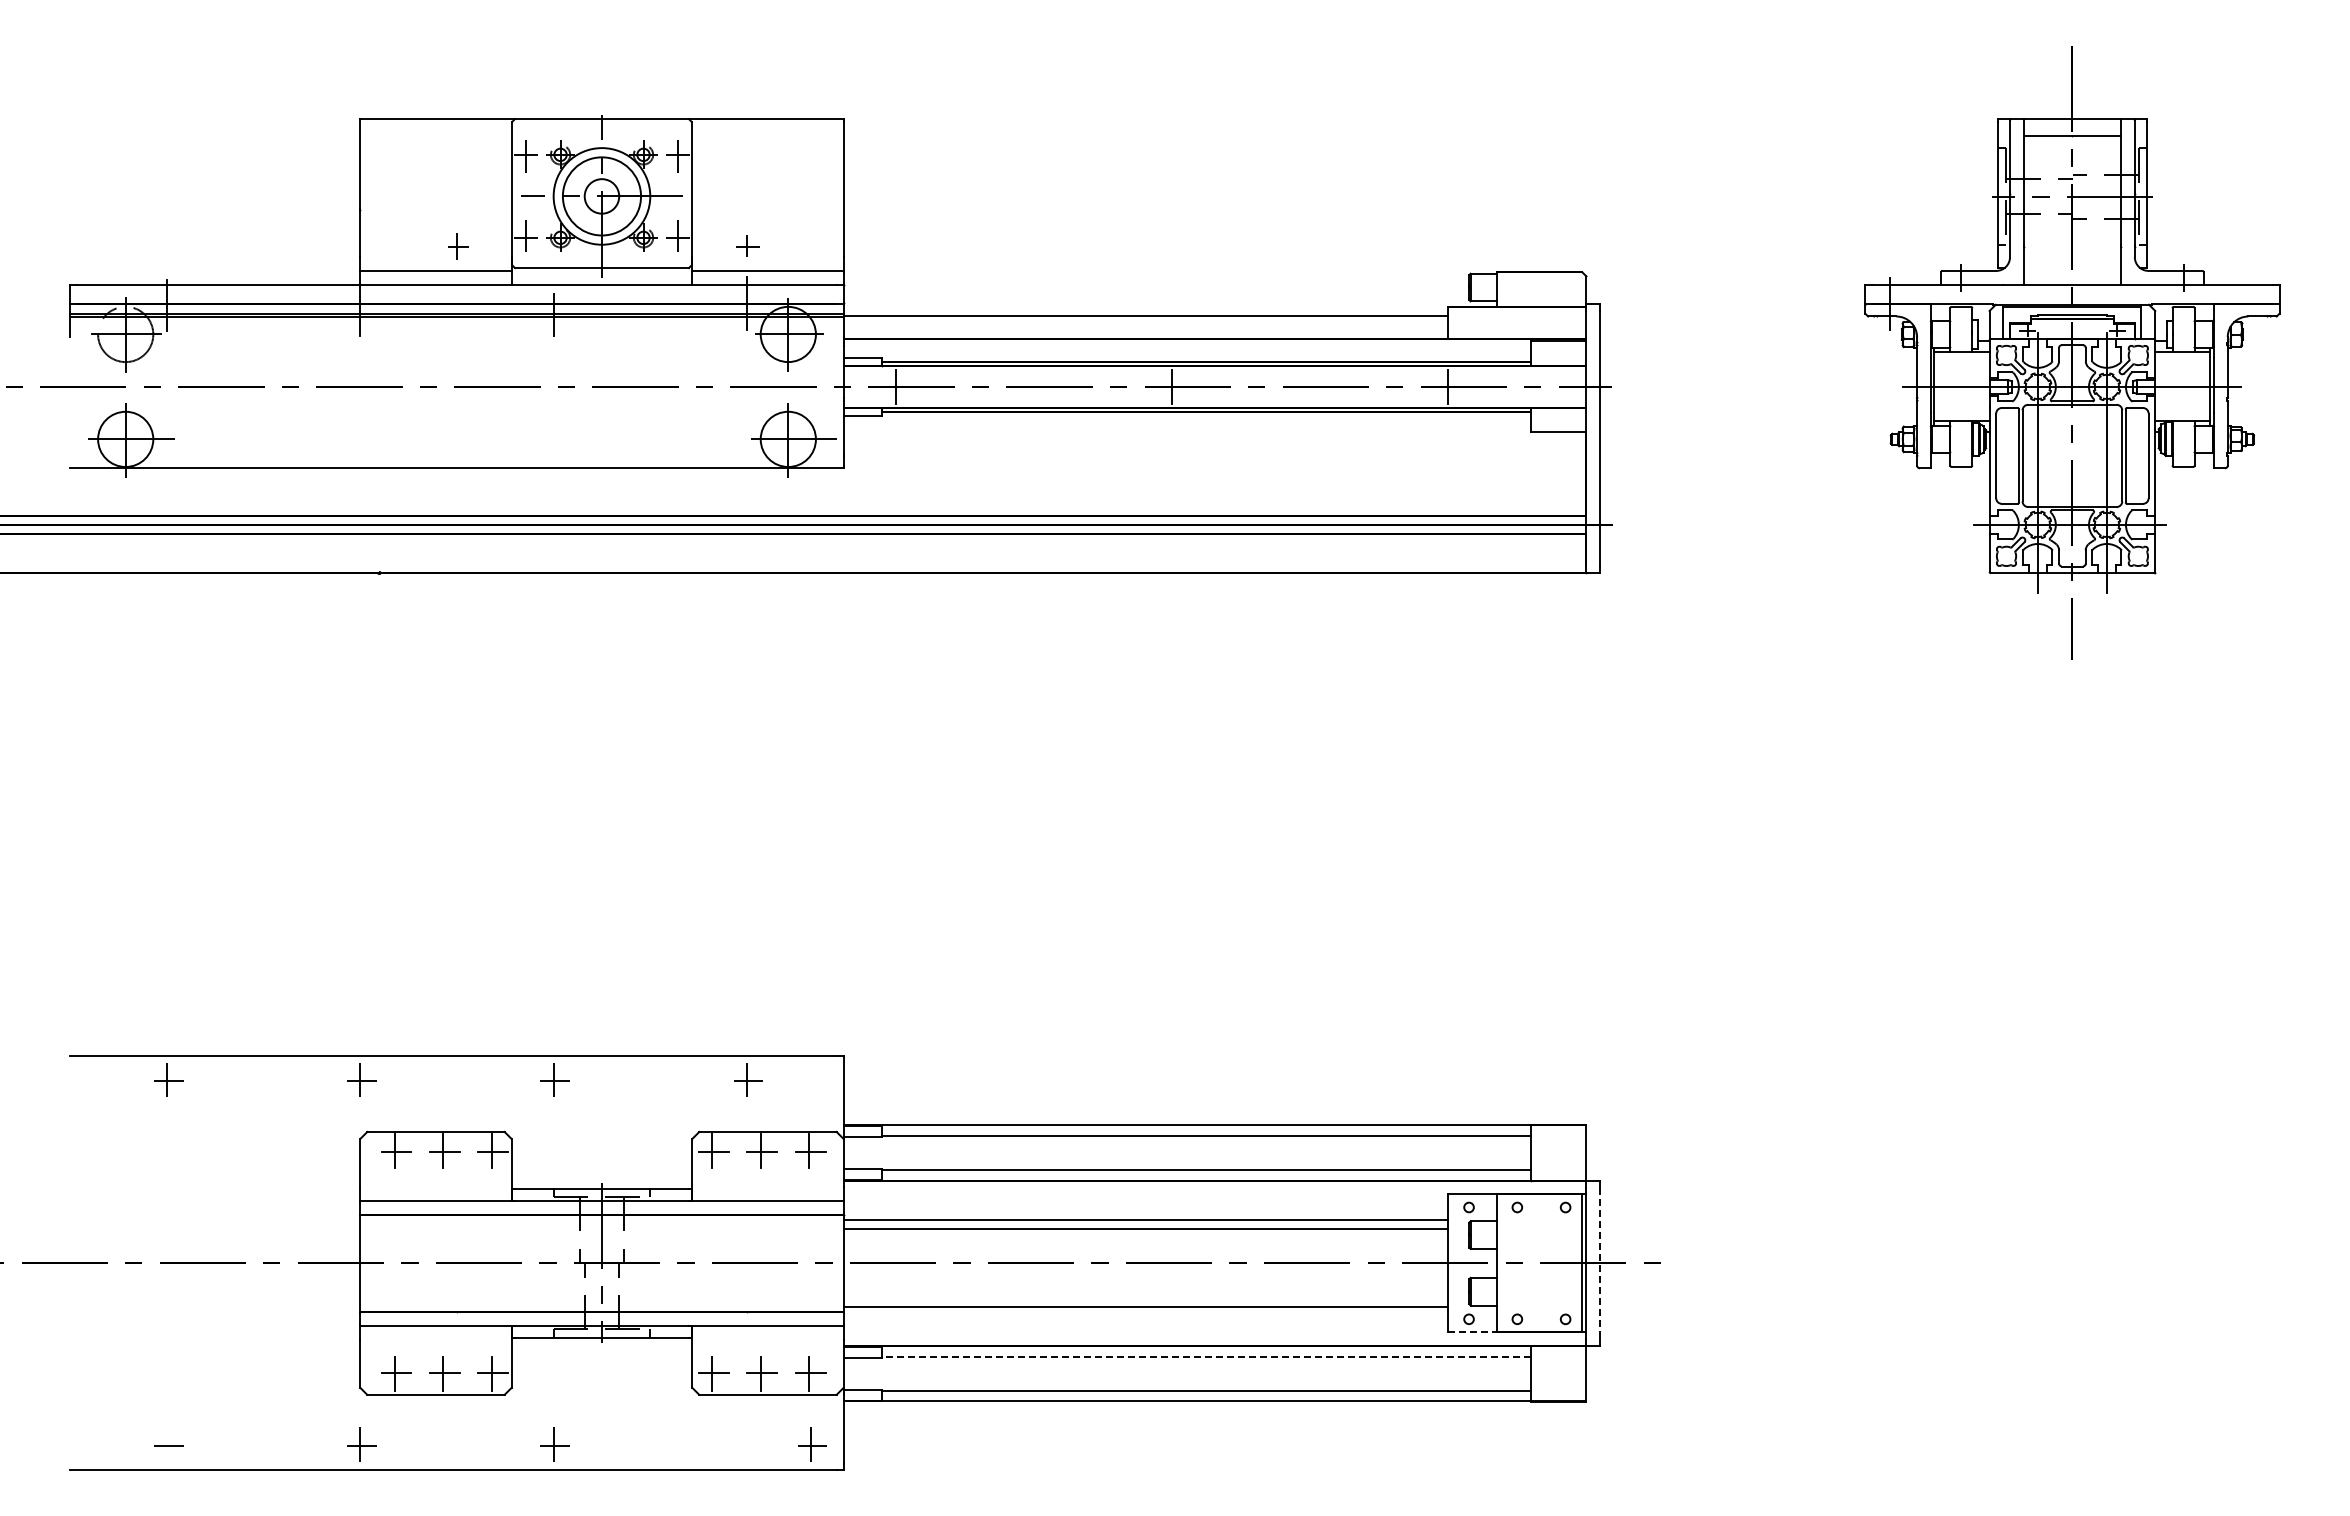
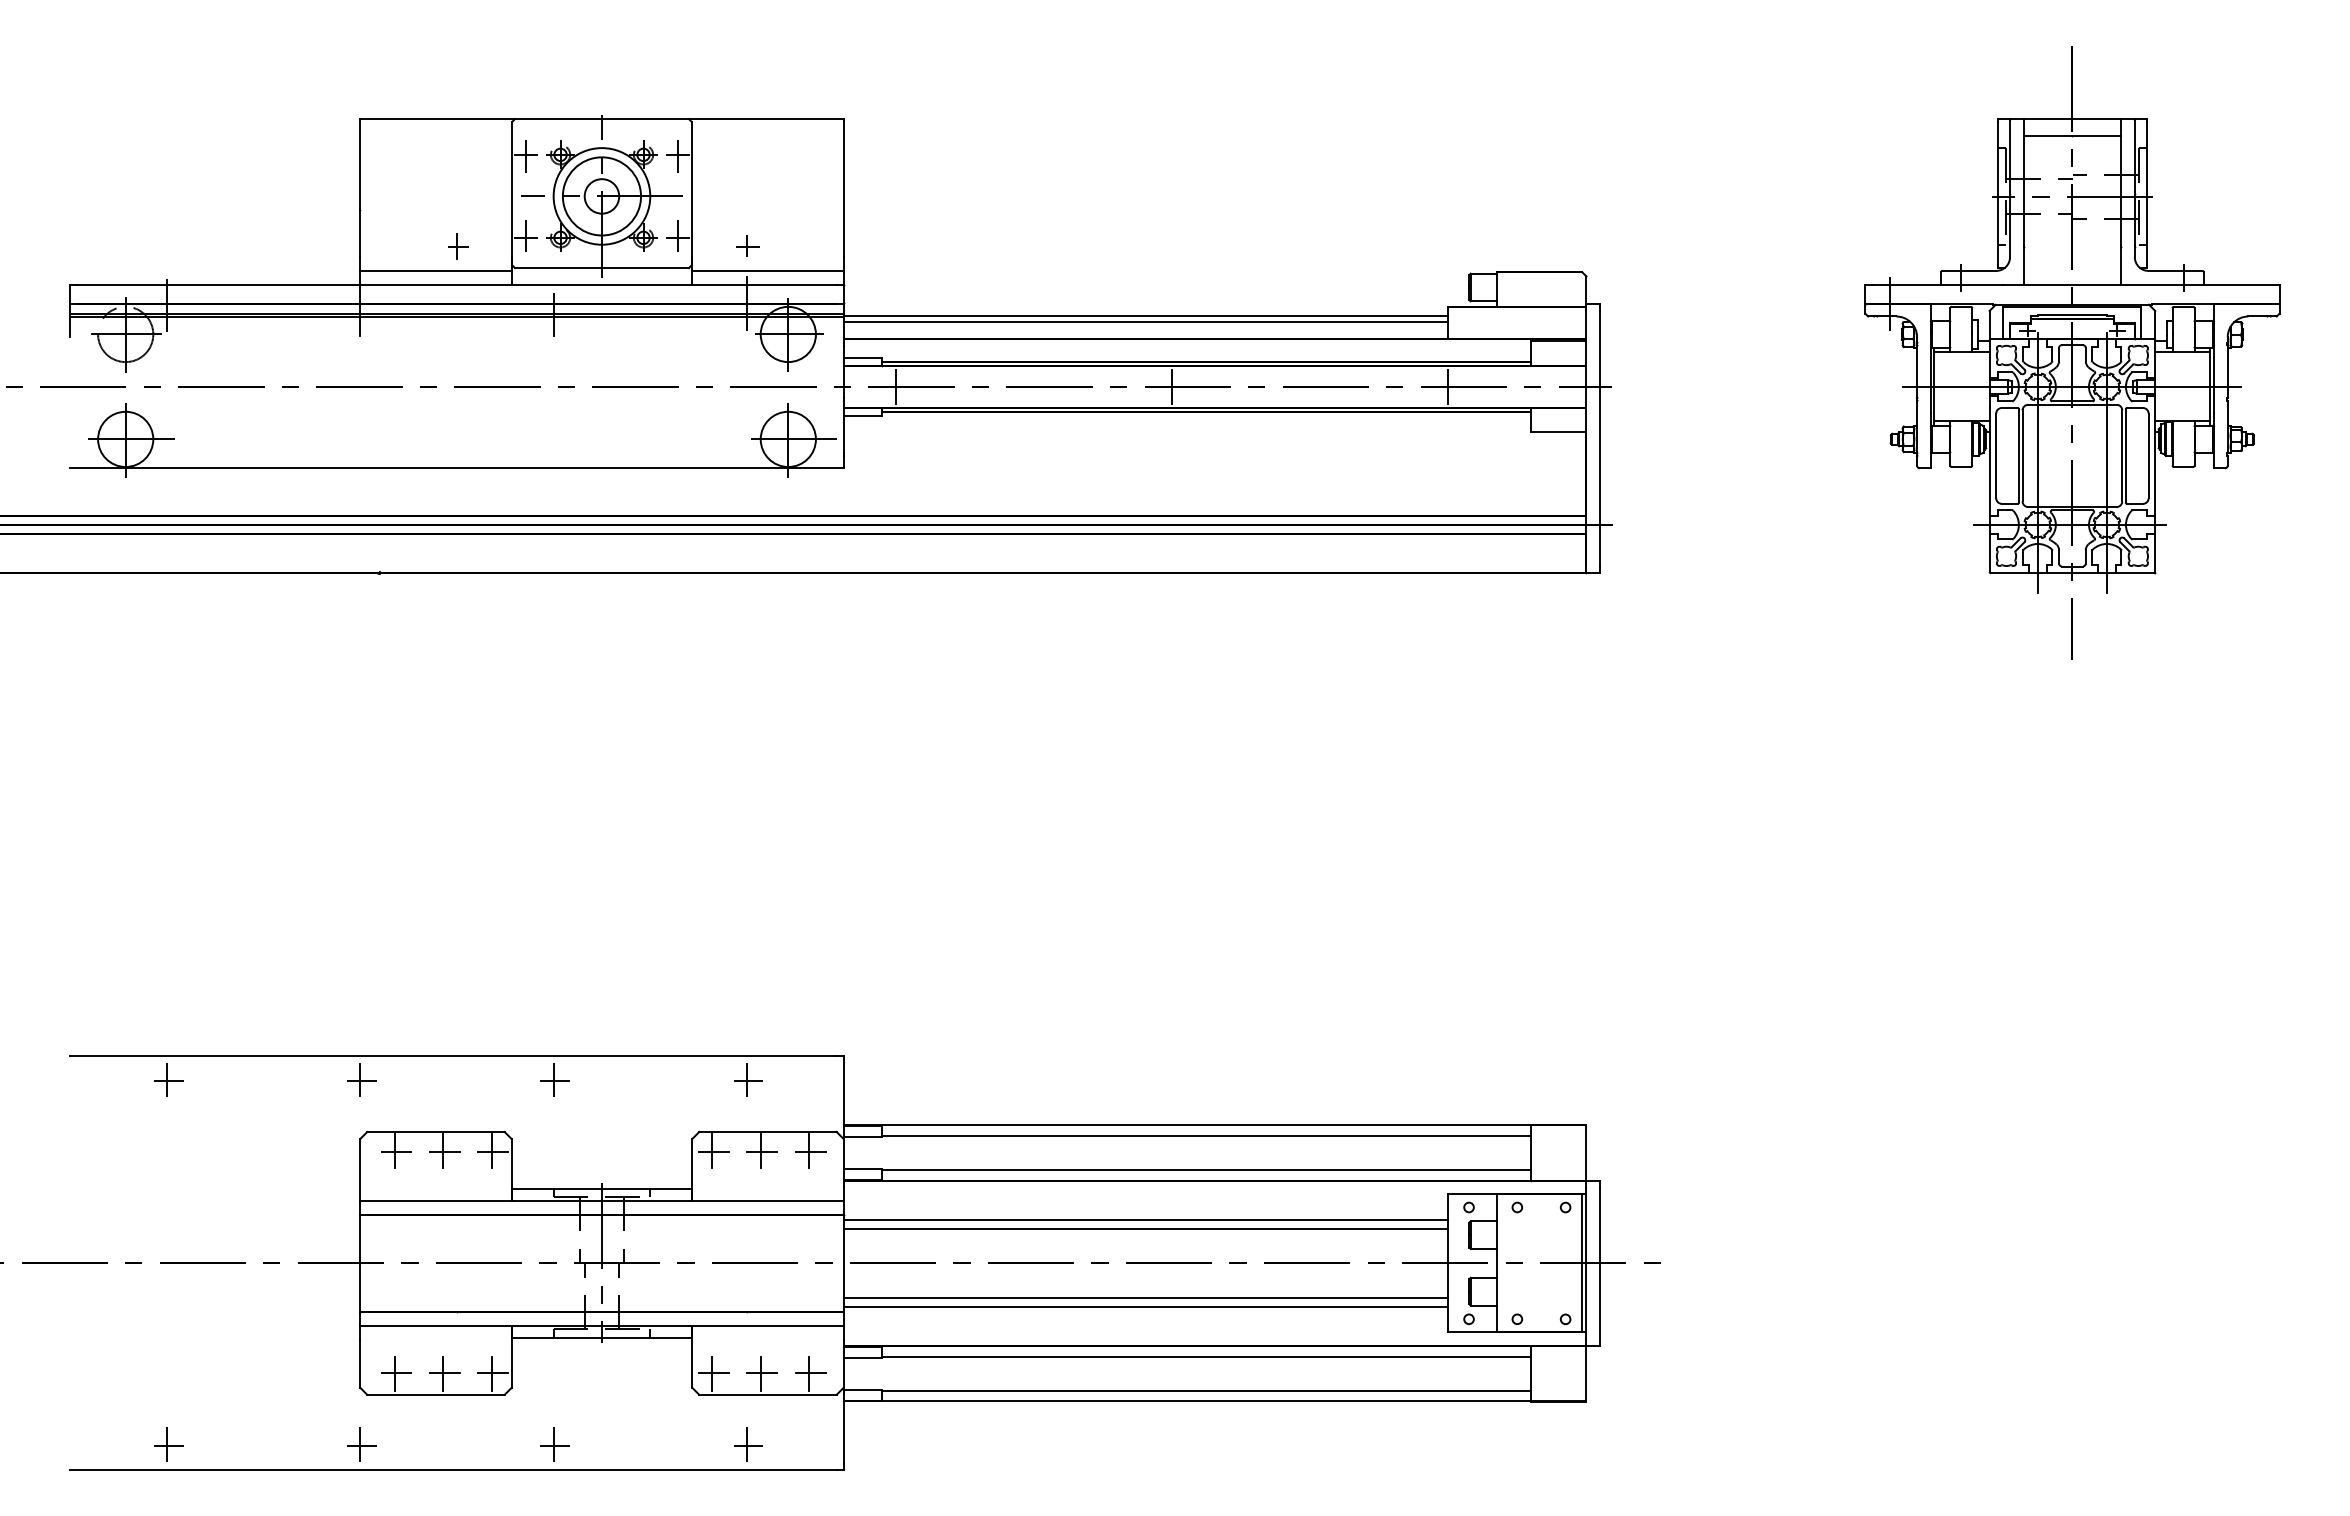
line: none -> present (1145, 322)
line: dashed -> solid (1600, 1263)
line: none -> present (1145, 1297)
line: dashed -> solid (1473, 1332)
line: dashed -> solid (1206, 1356)
line: none -> present (167, 1444)
part position: (812, 1444) -> (748, 1444) (748, 1444)
